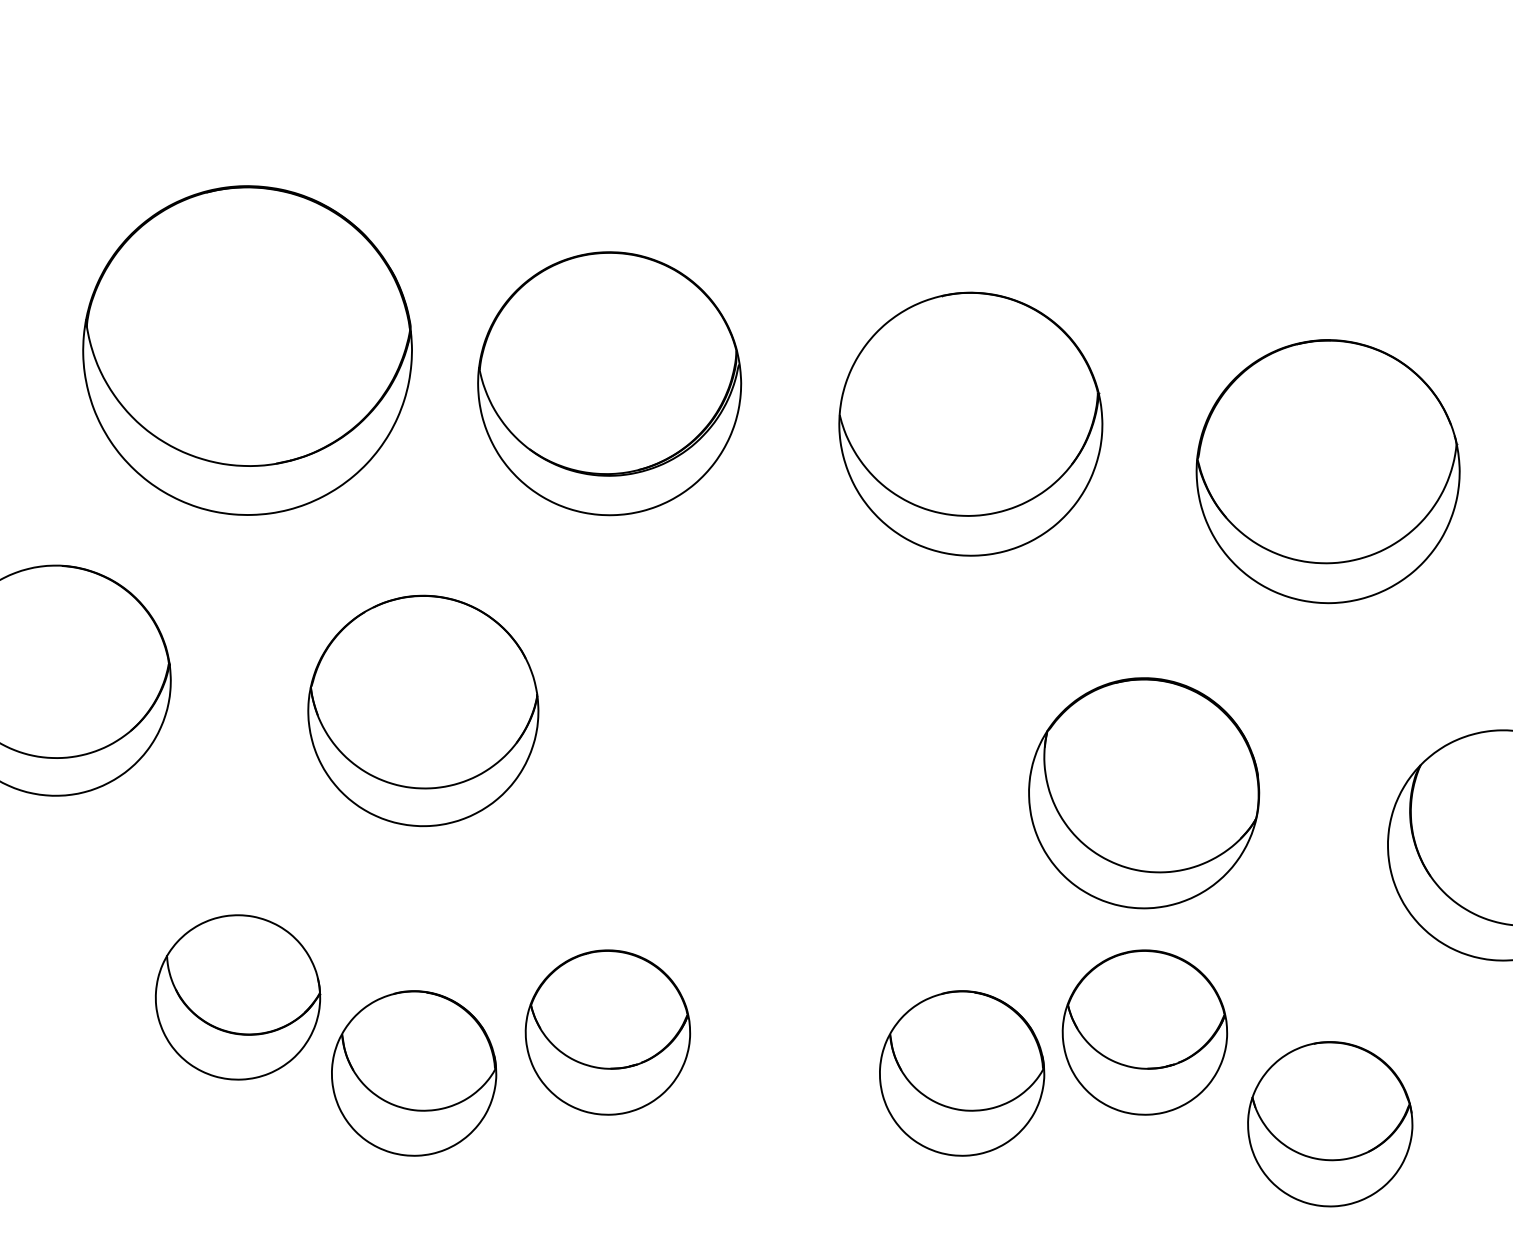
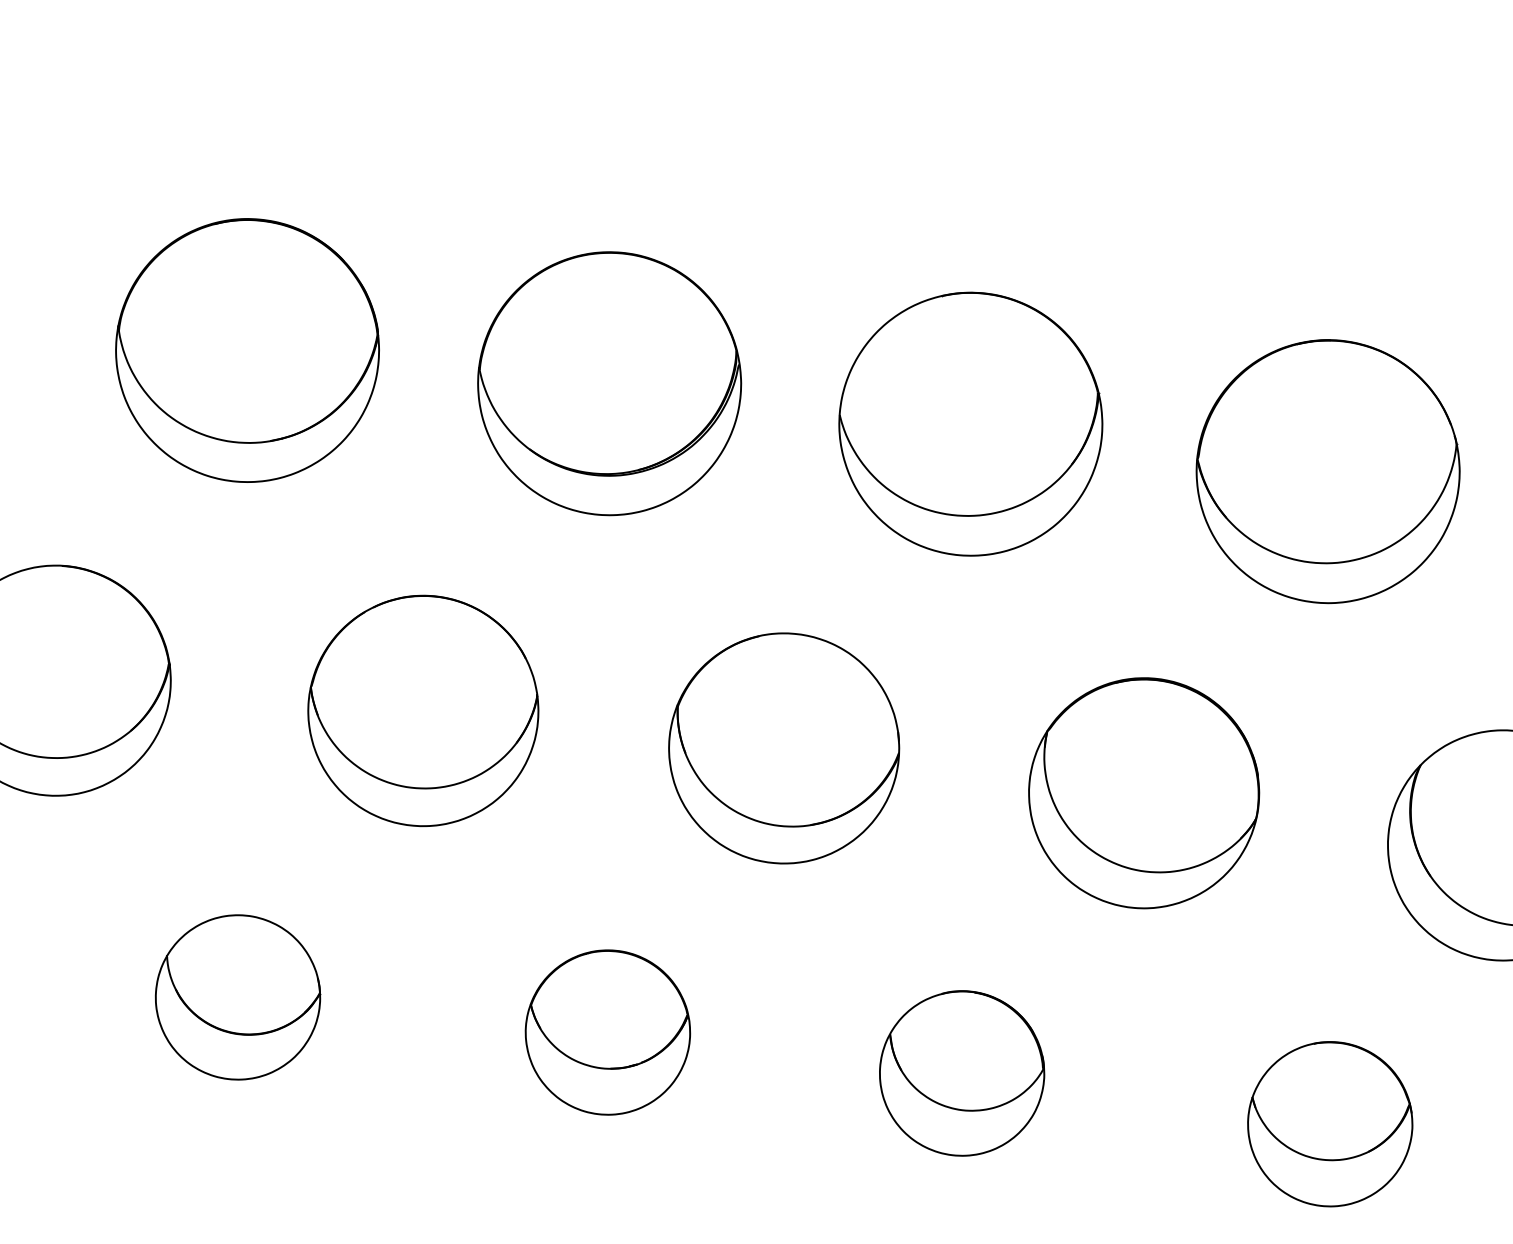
part size: 331x331 px -> 265x265 px (247, 350)
part: none -> present (784, 748)
part: present -> none (1144, 1032)
part: present -> none (414, 1073)
